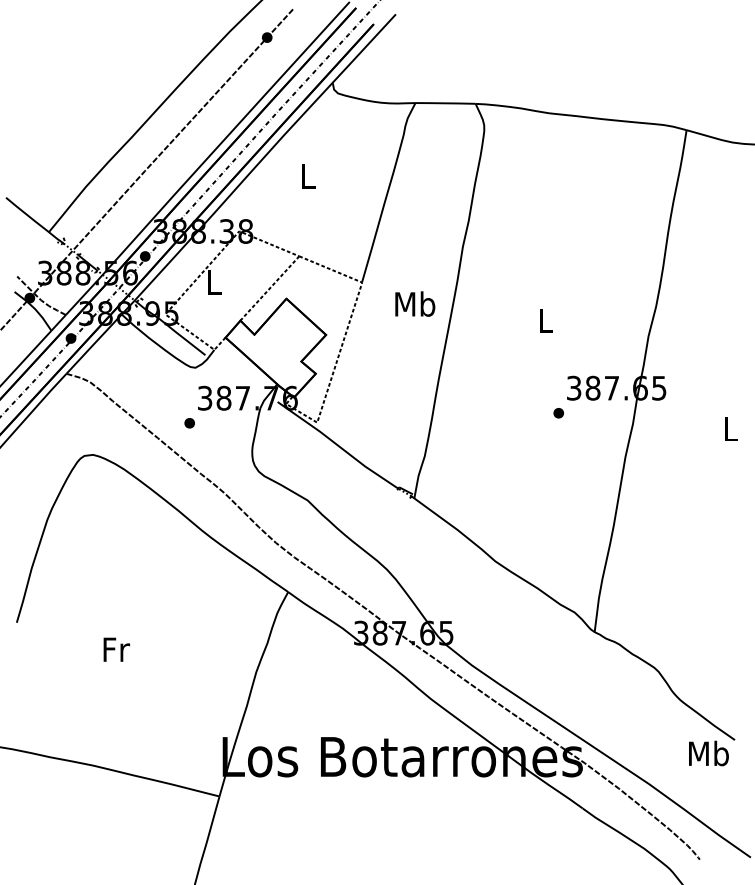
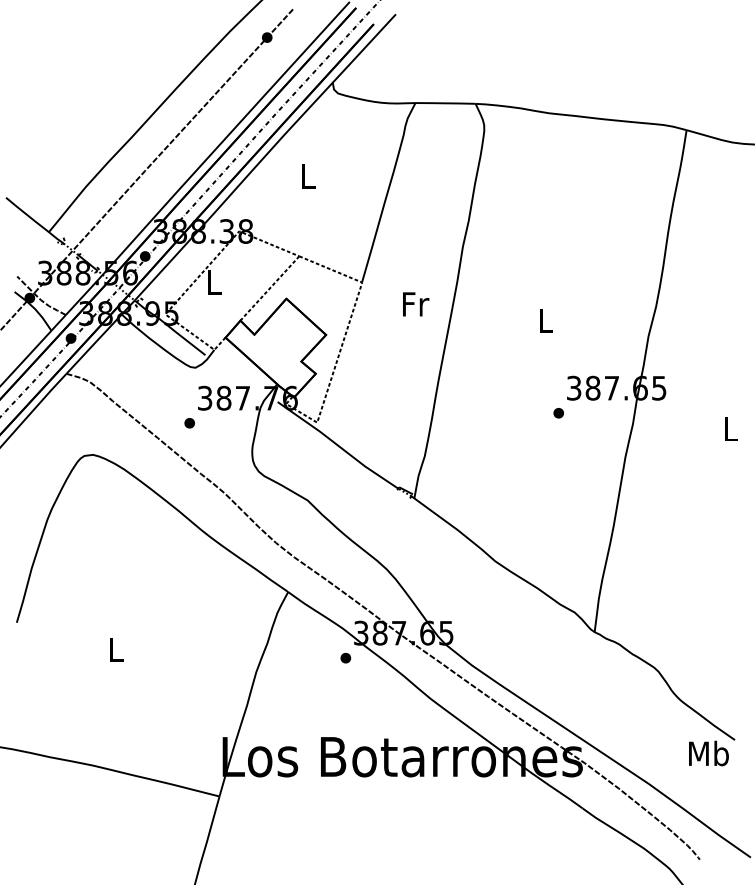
text: Mb -> Fr (415, 303)
text: Fr -> L (116, 649)
part: none -> present (345, 657)
